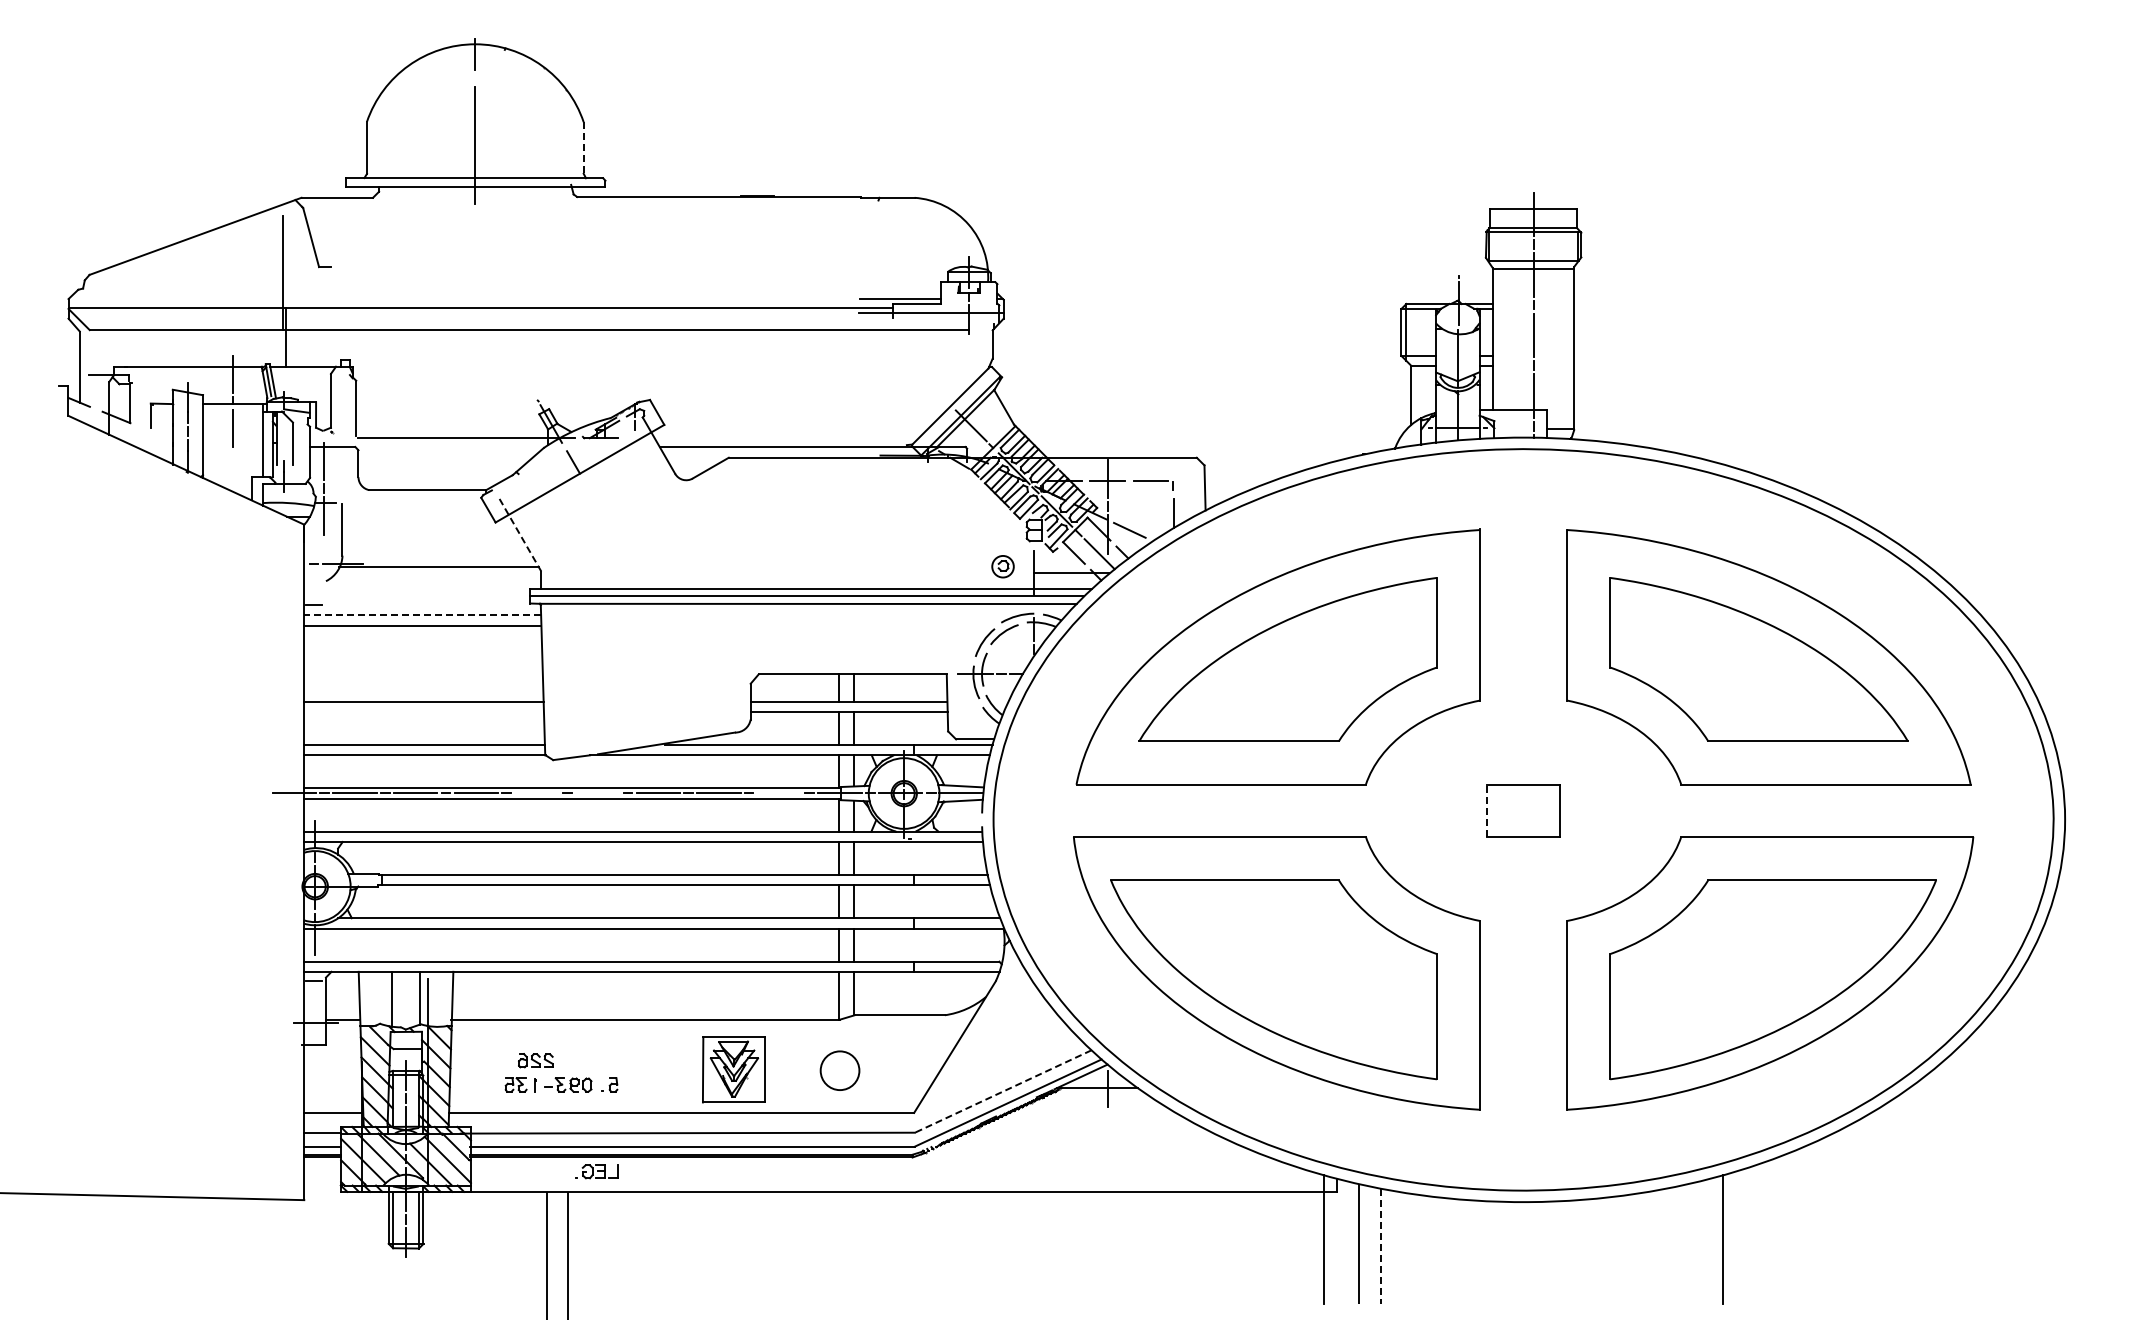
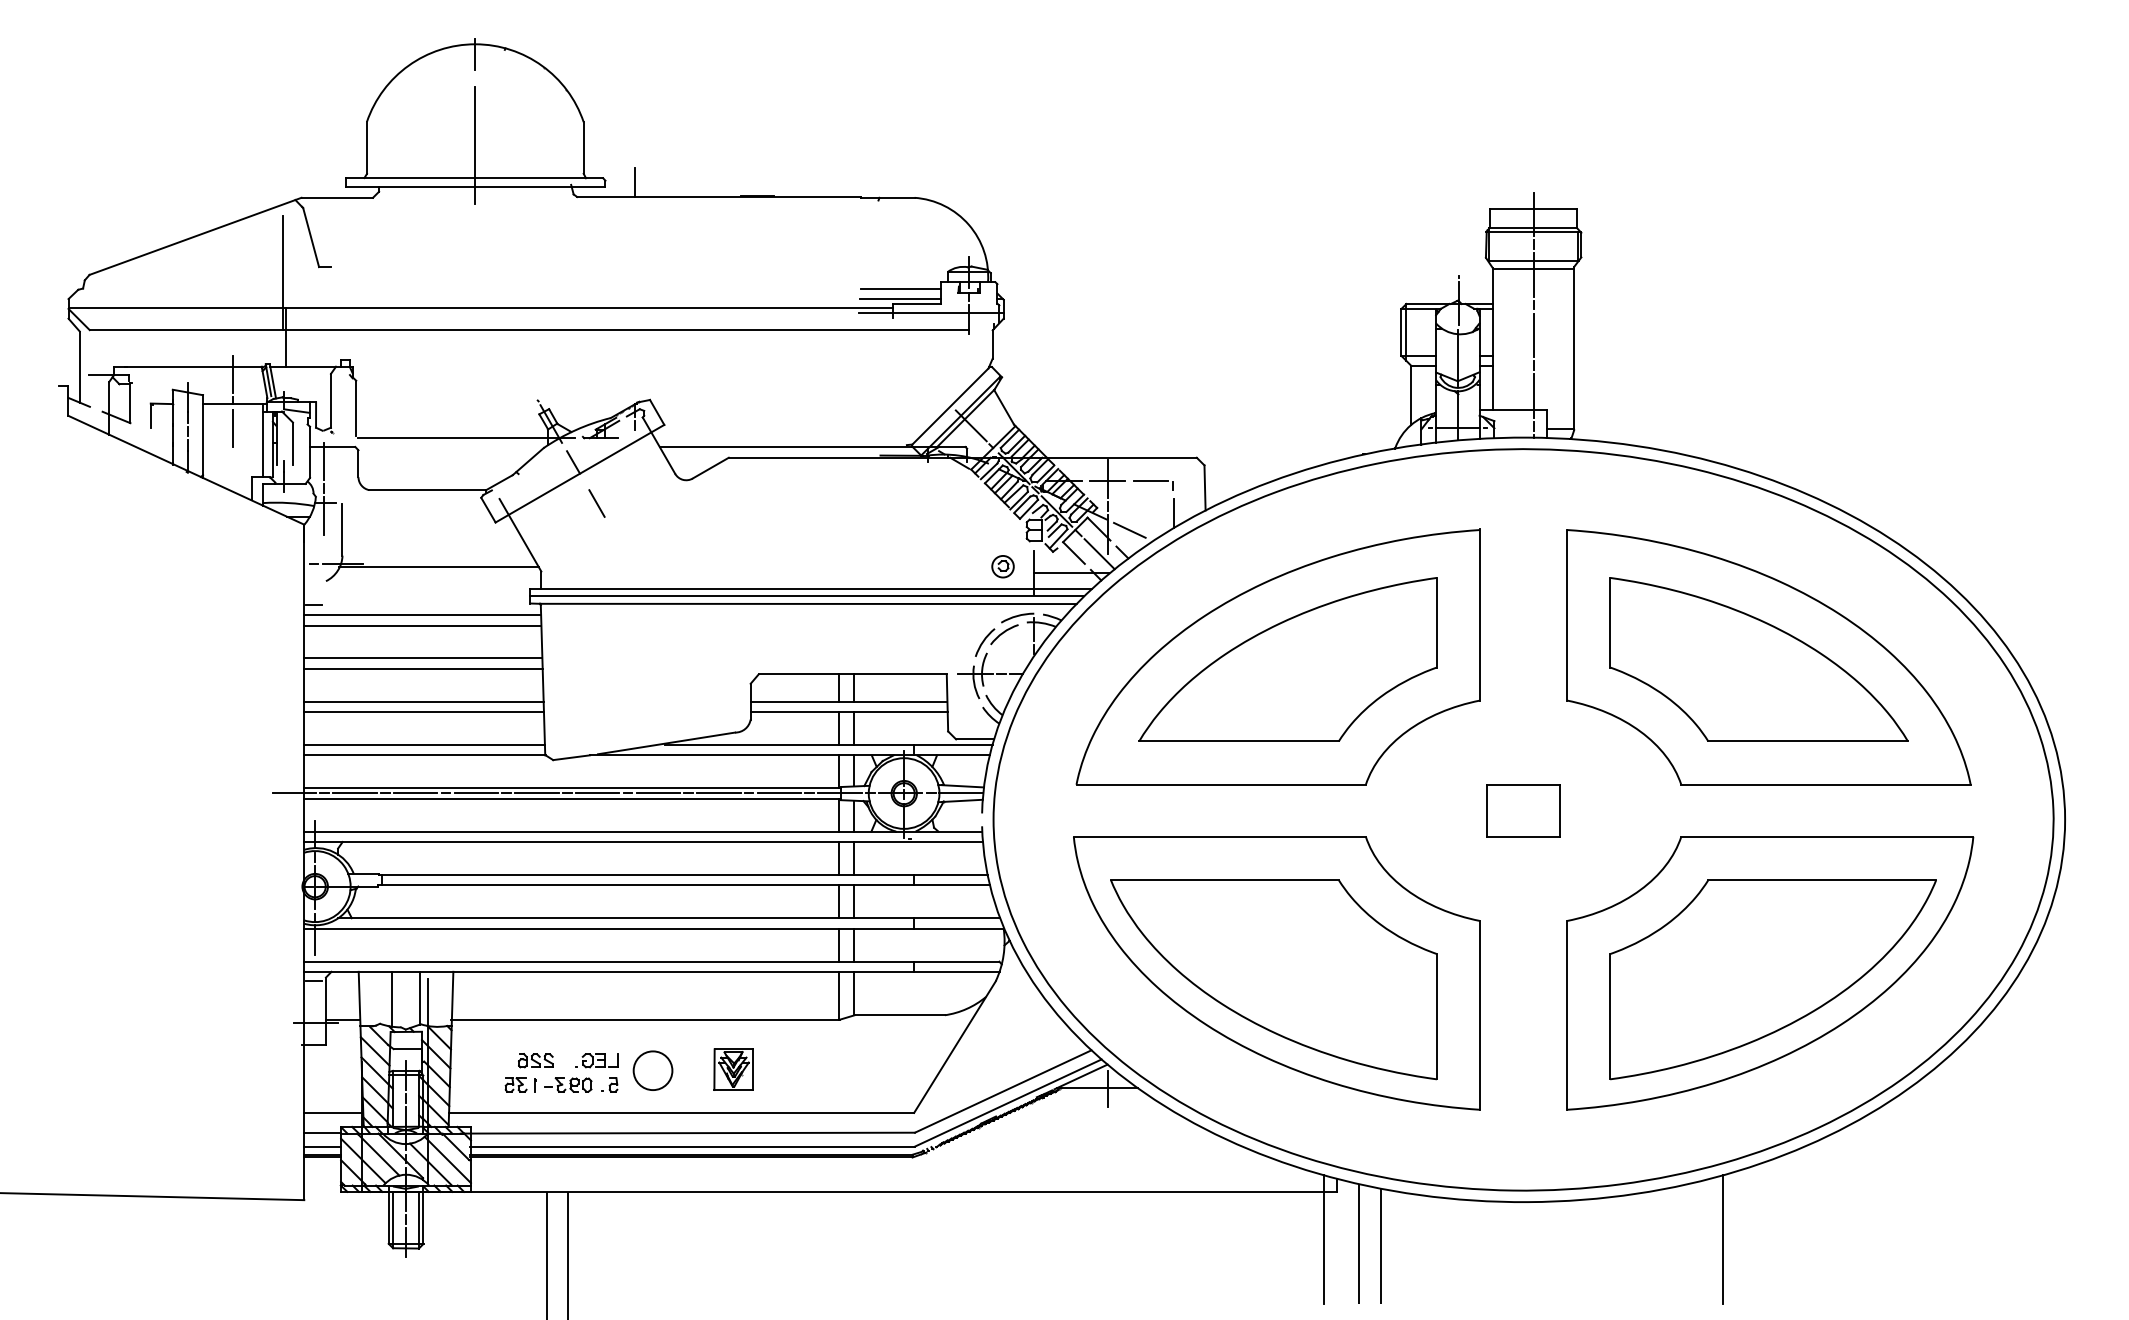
line: dashed -> solid (583, 148)
line: none -> present (635, 182)
line: none -> present (900, 289)
line: none -> present (596, 503)
line: dashed -> solid (520, 535)
line: dashed -> solid (422, 615)
line: none -> present (423, 658)
line: none -> present (423, 668)
line: none -> present (423, 712)
line: none -> present (536, 793)
line: none -> present (597, 793)
line: none -> present (779, 793)
line: dashed -> solid (1486, 810)
part size: 64x68 px -> 41x43 px (733, 1069)
circle position: (839, 1070) -> (652, 1070) (652, 1070)
line: dashed -> solid (1002, 1091)
part position: (596, 1171) -> (596, 1060) (596, 1060)
line: dashed -> solid (1380, 1246)
